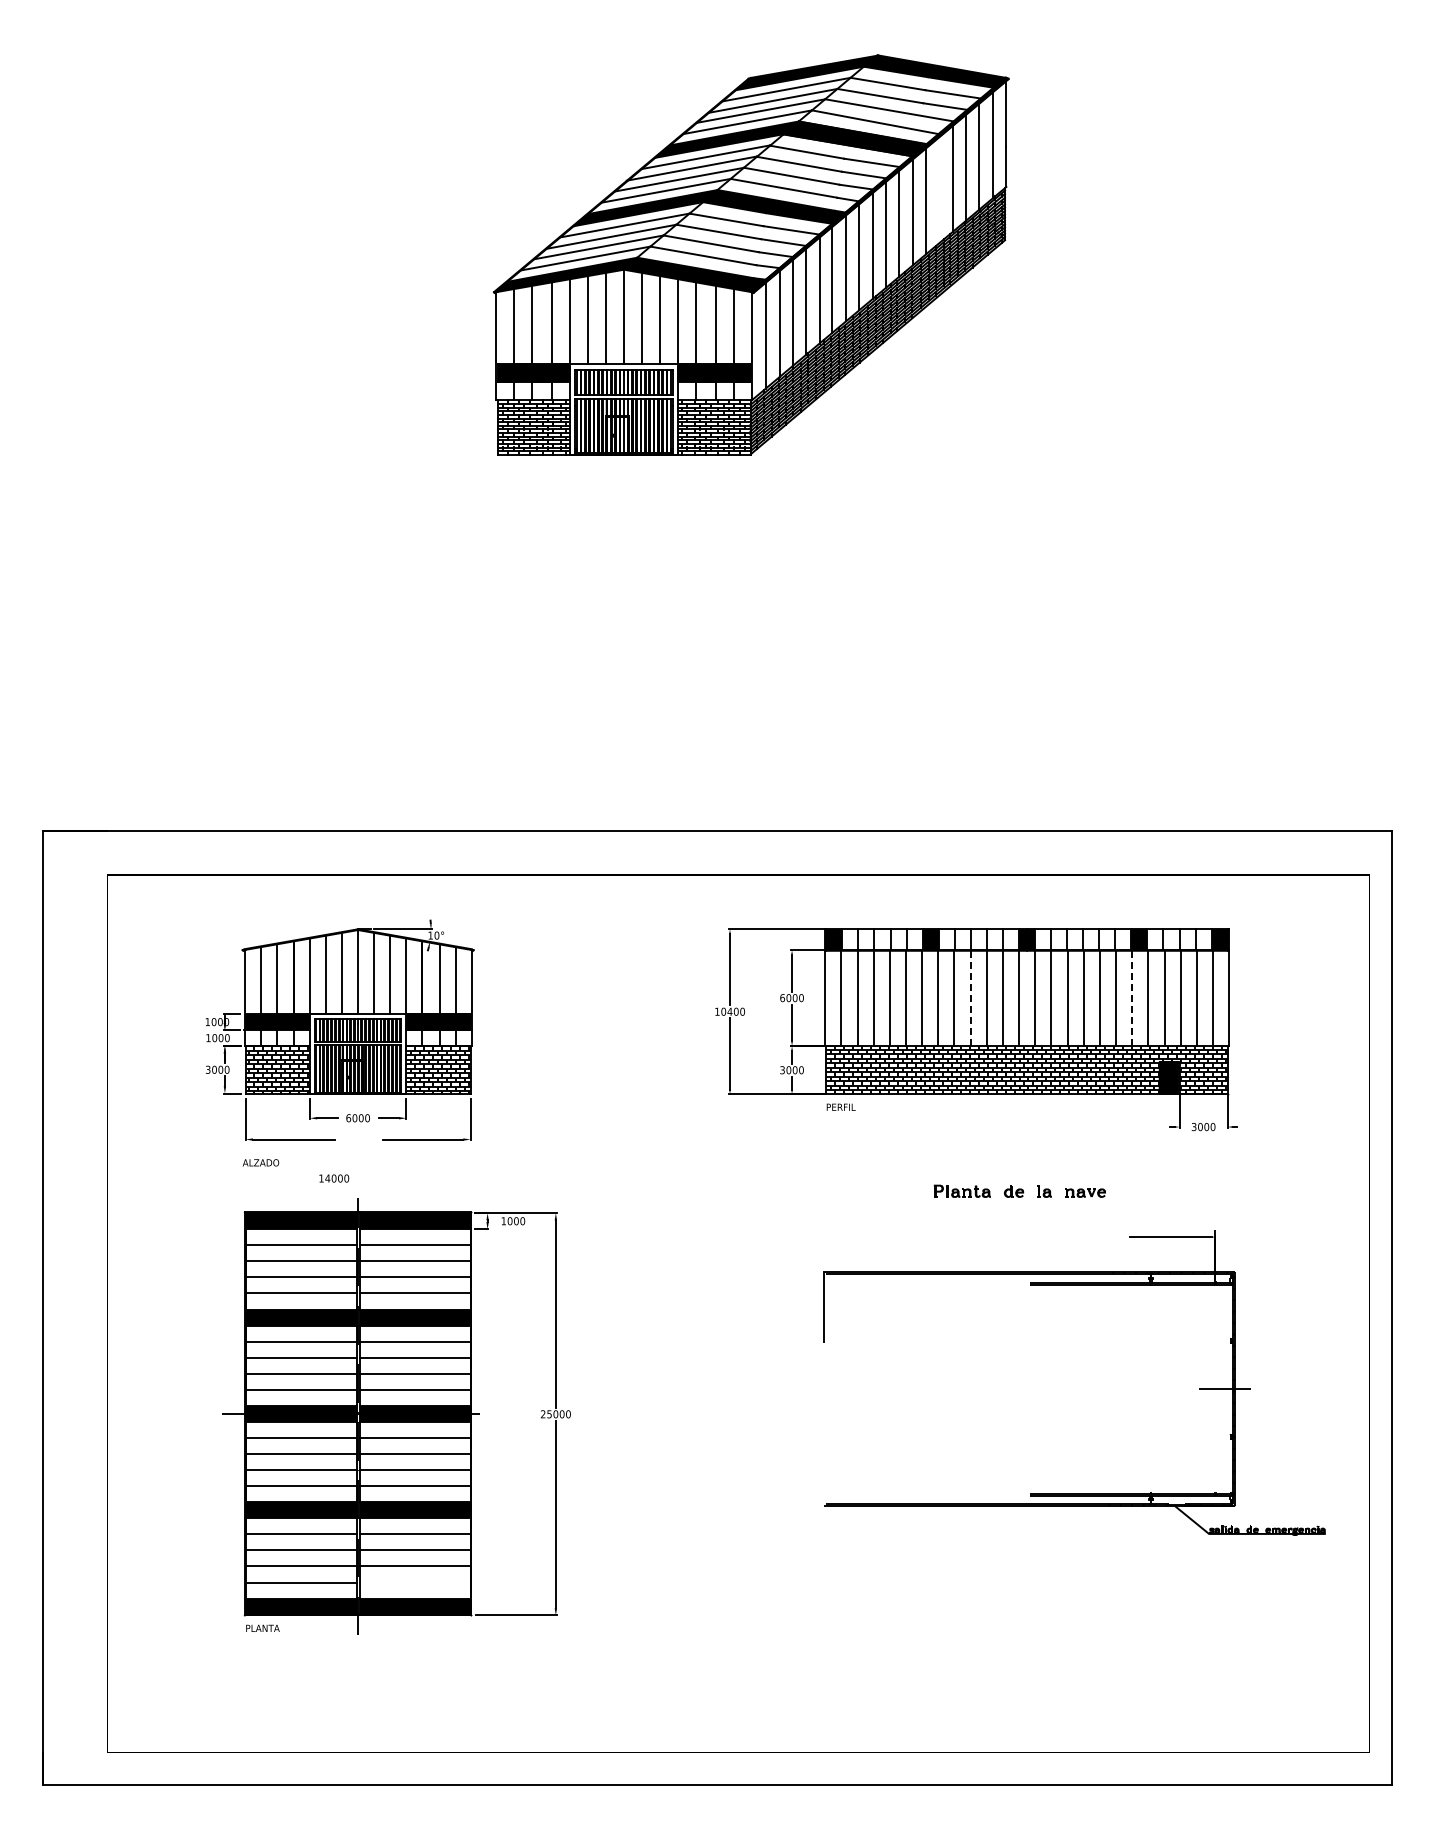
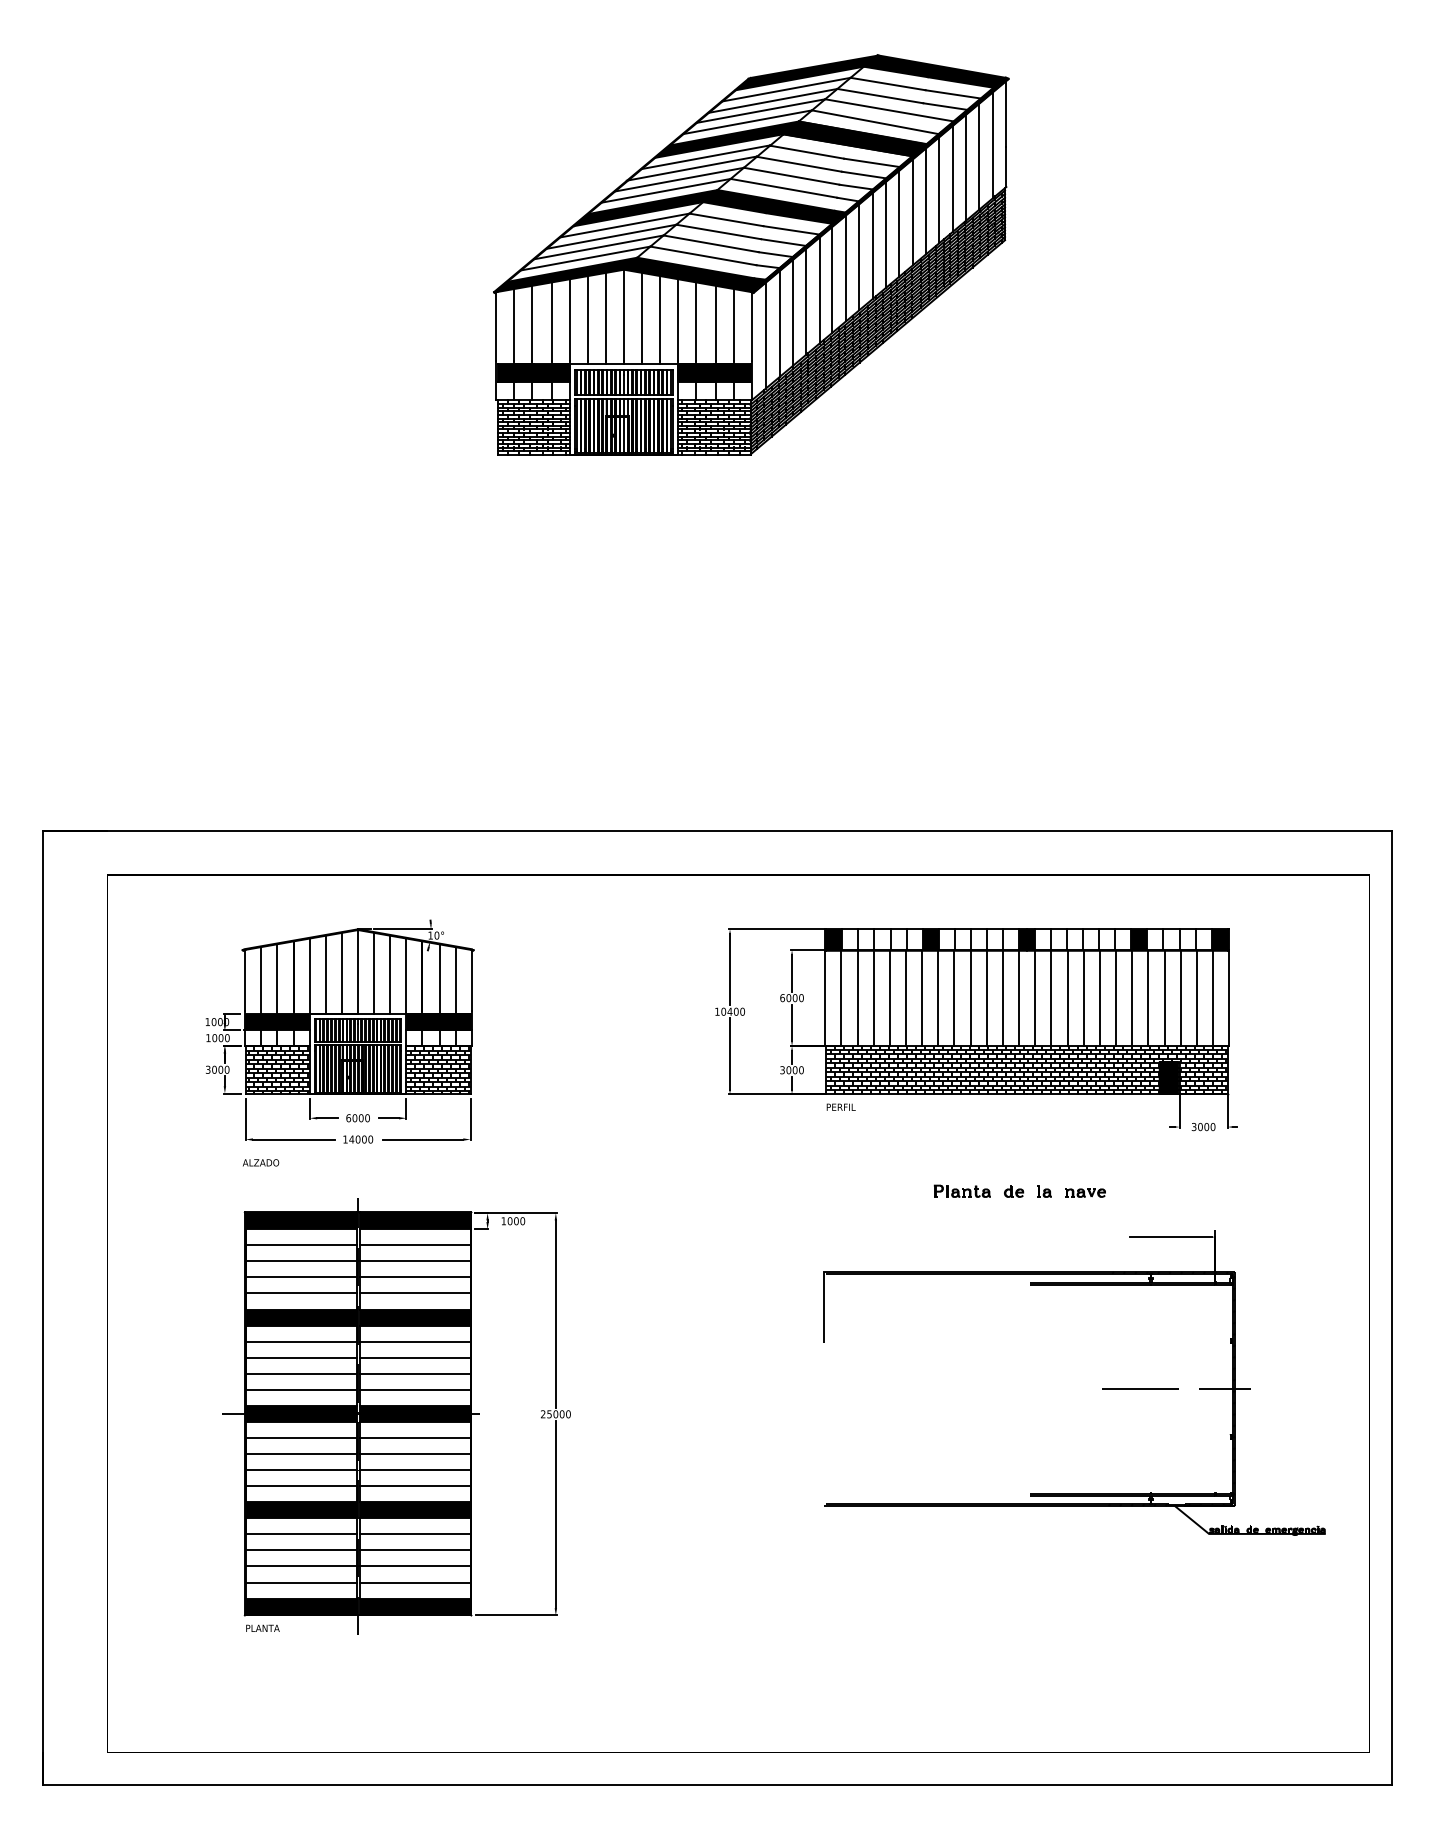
line: none -> present (939, 190)
line: dashed -> solid (970, 998)
line: dashed -> solid (1132, 998)
text position: (334, 1178) -> (358, 1139) (358, 1139)
line: none -> present (1140, 1388)
line: none -> present (414, 1582)
